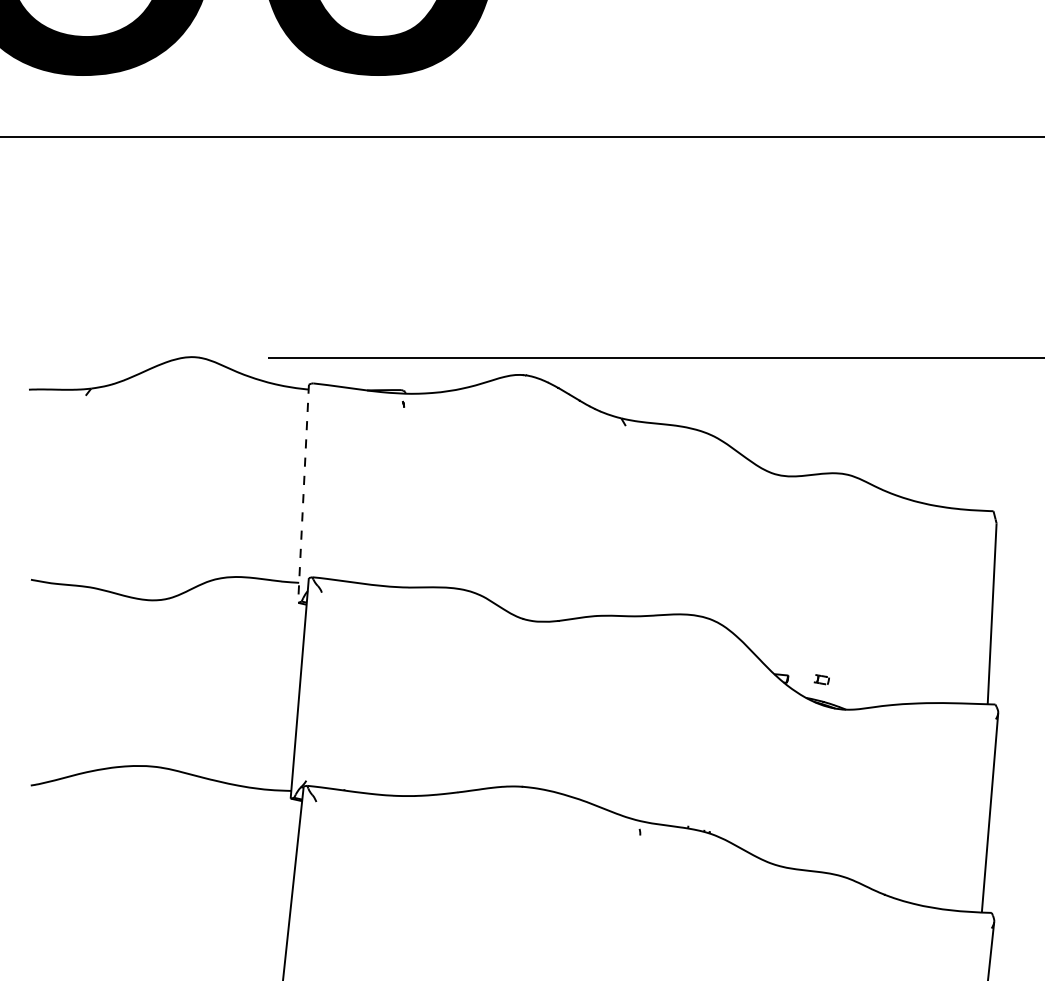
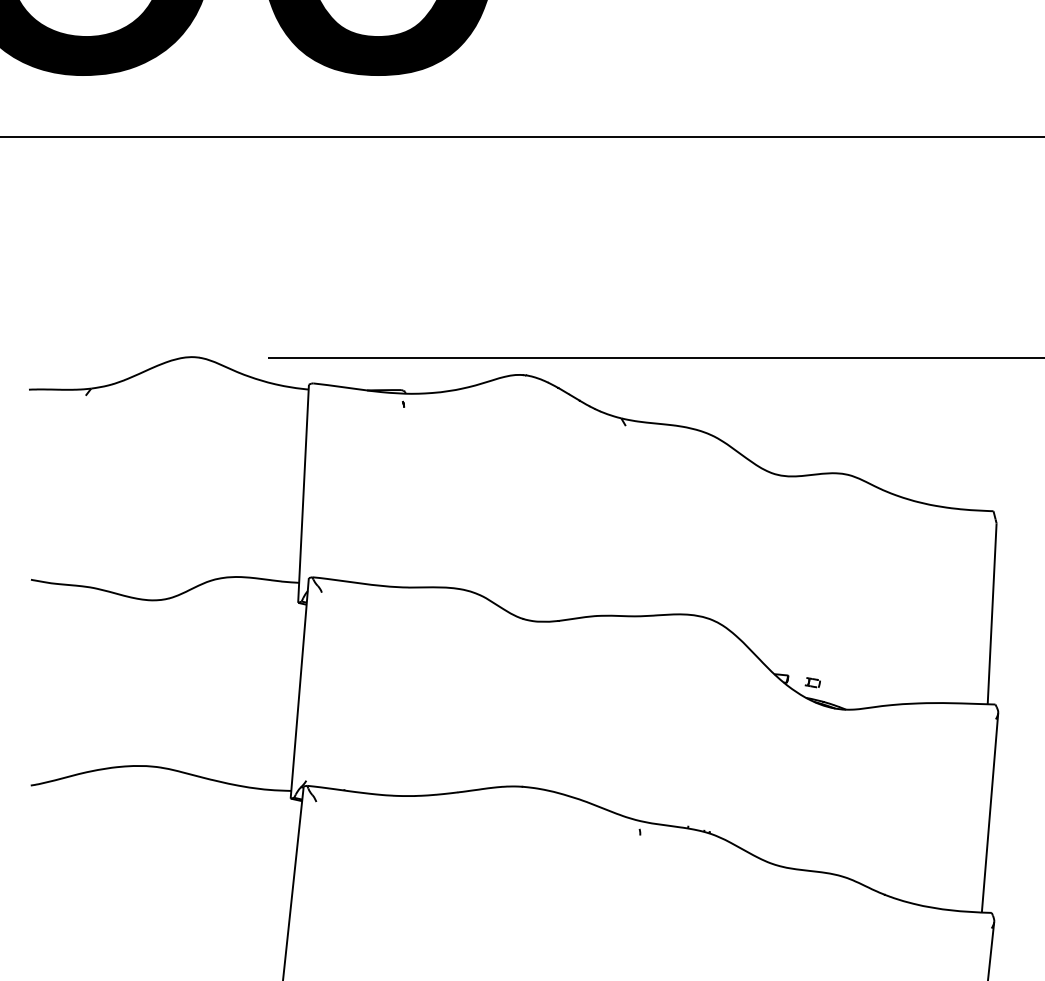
line: dashed -> solid (303, 494)
part position: (821, 679) -> (812, 682) (812, 682)
